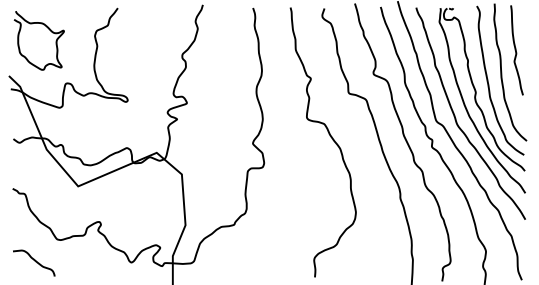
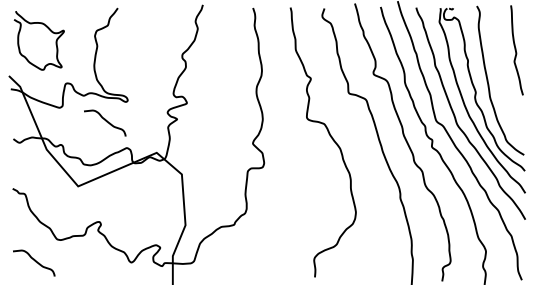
curve: present -> none (502, 72)
curve: none -> present (105, 121)
